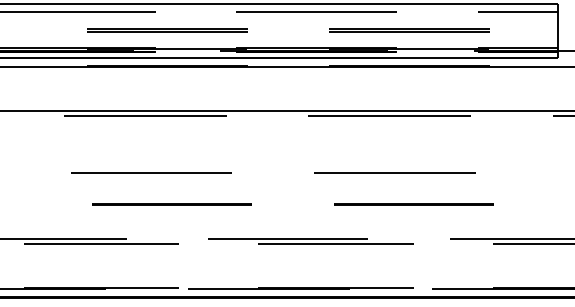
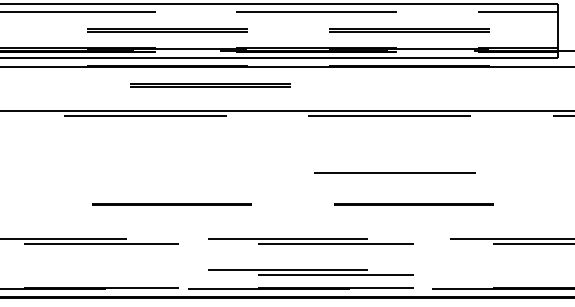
line: none -> present (210, 84)
line: present -> none (151, 172)
part: none -> present (310, 272)
